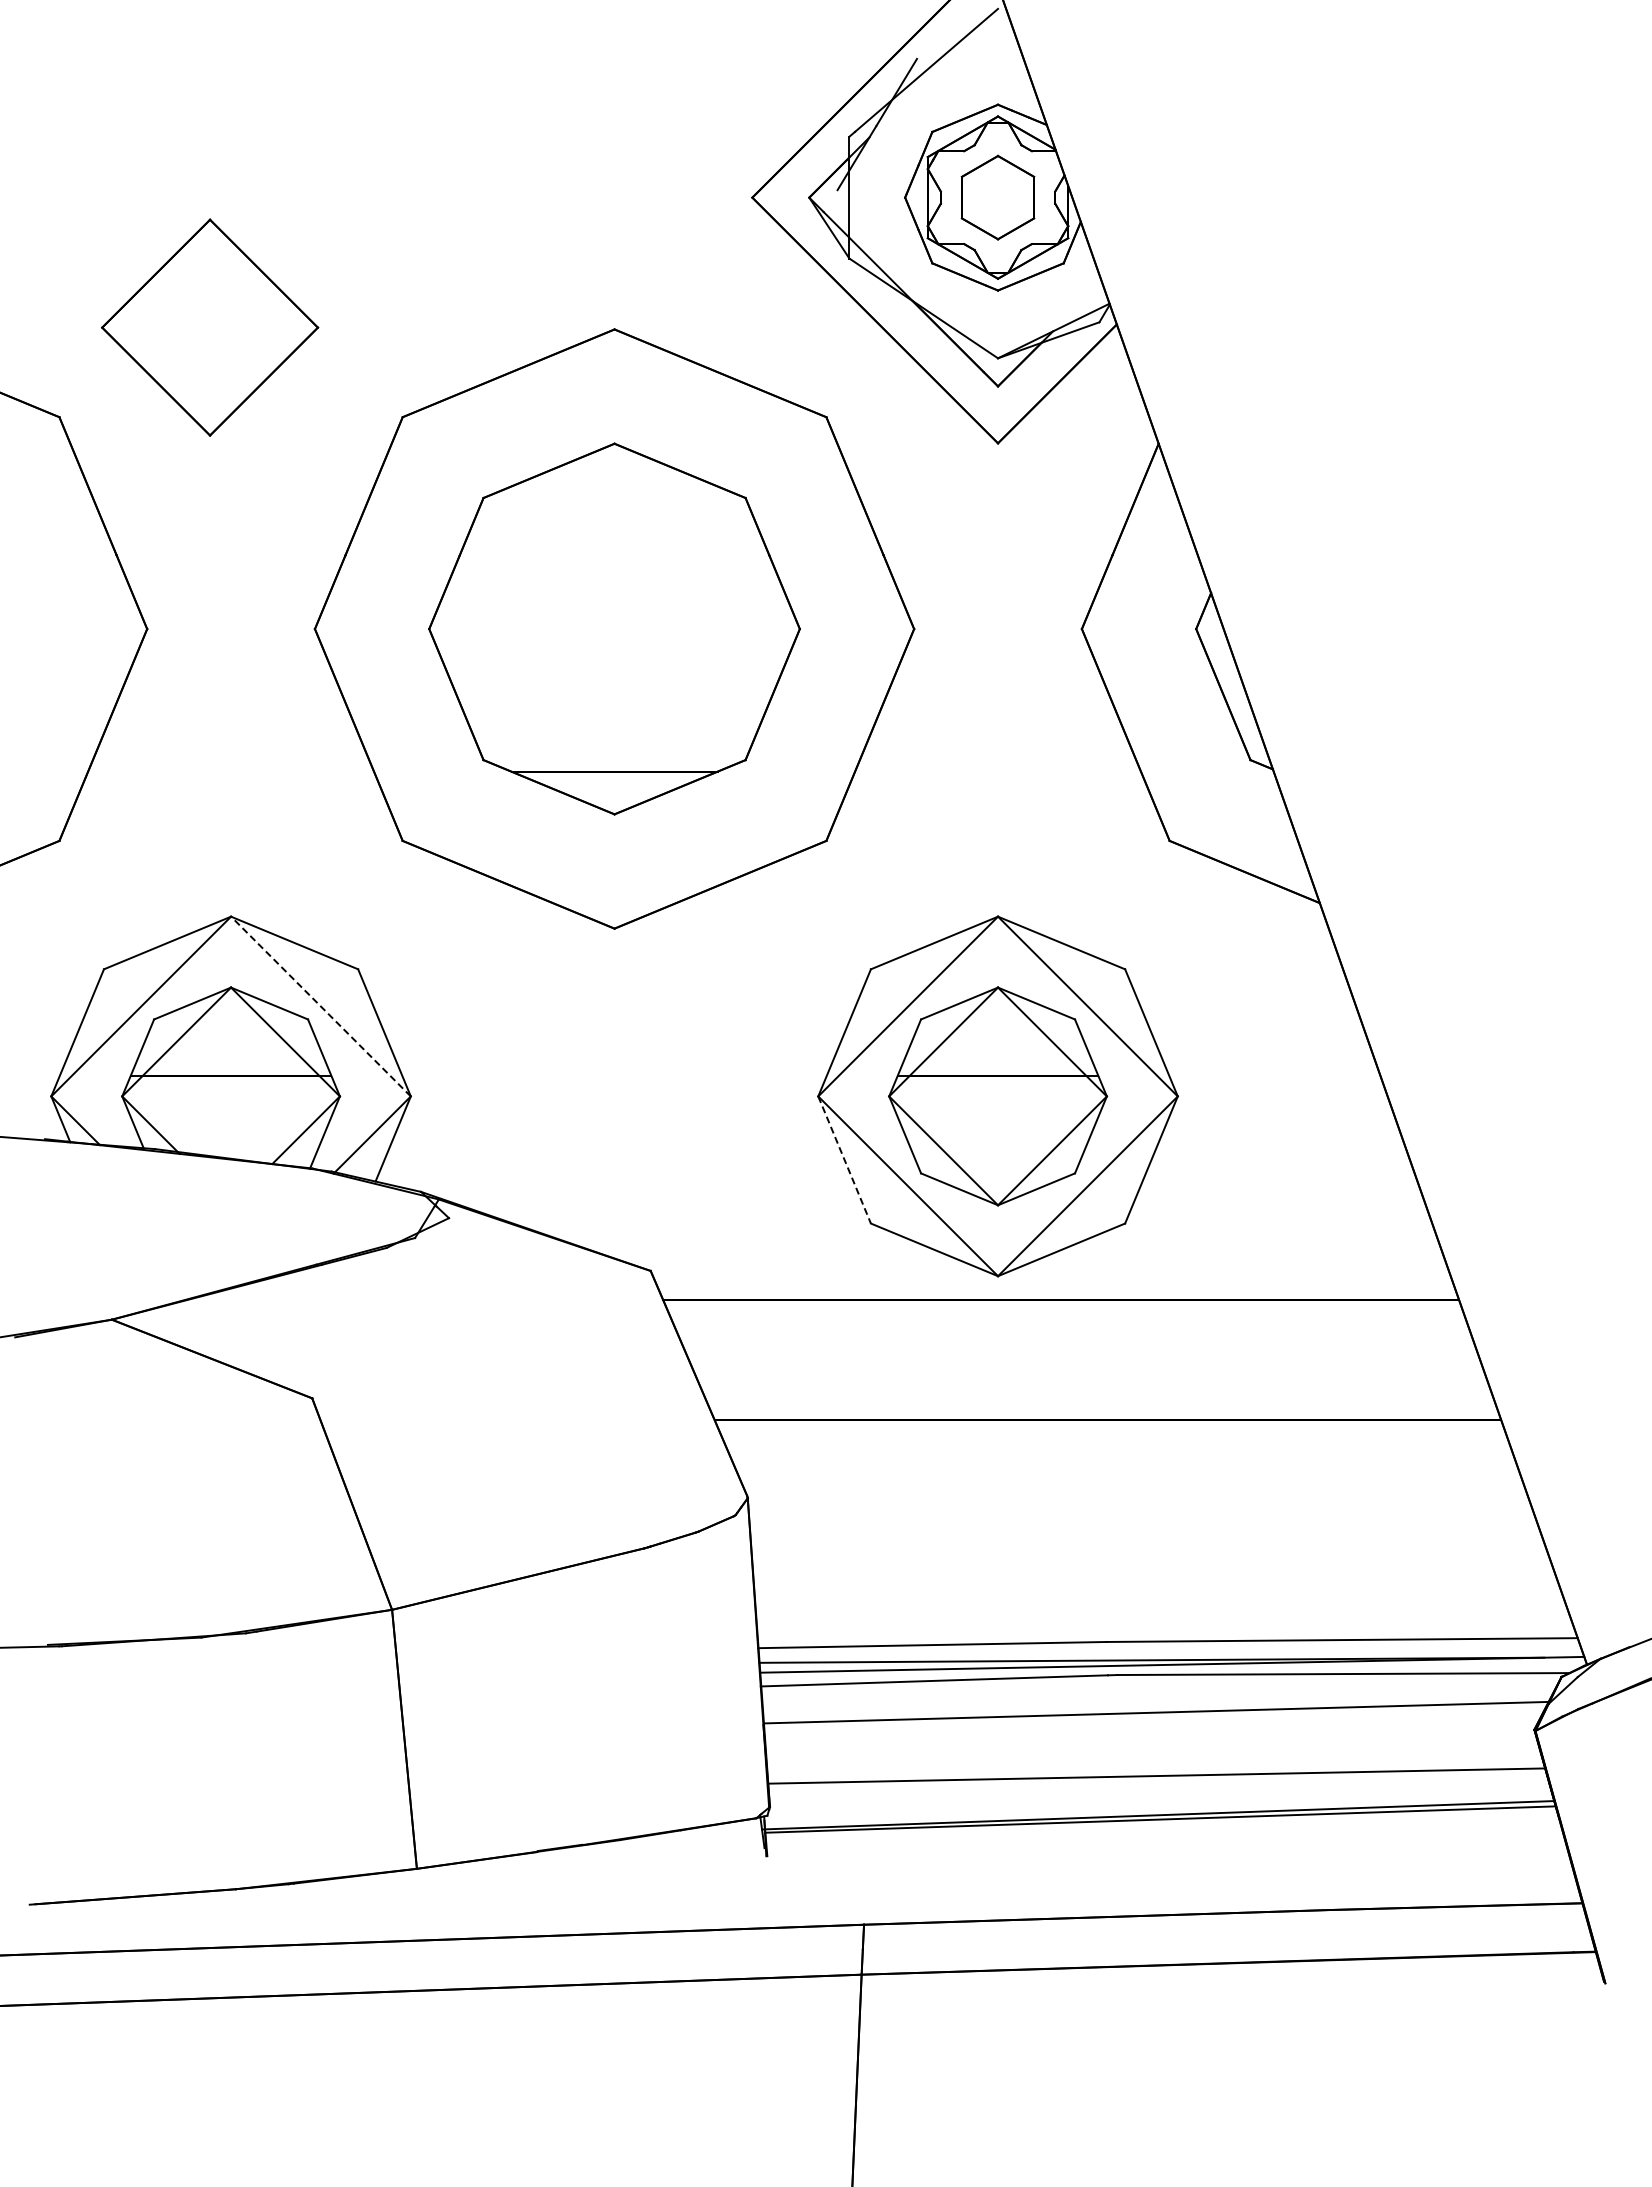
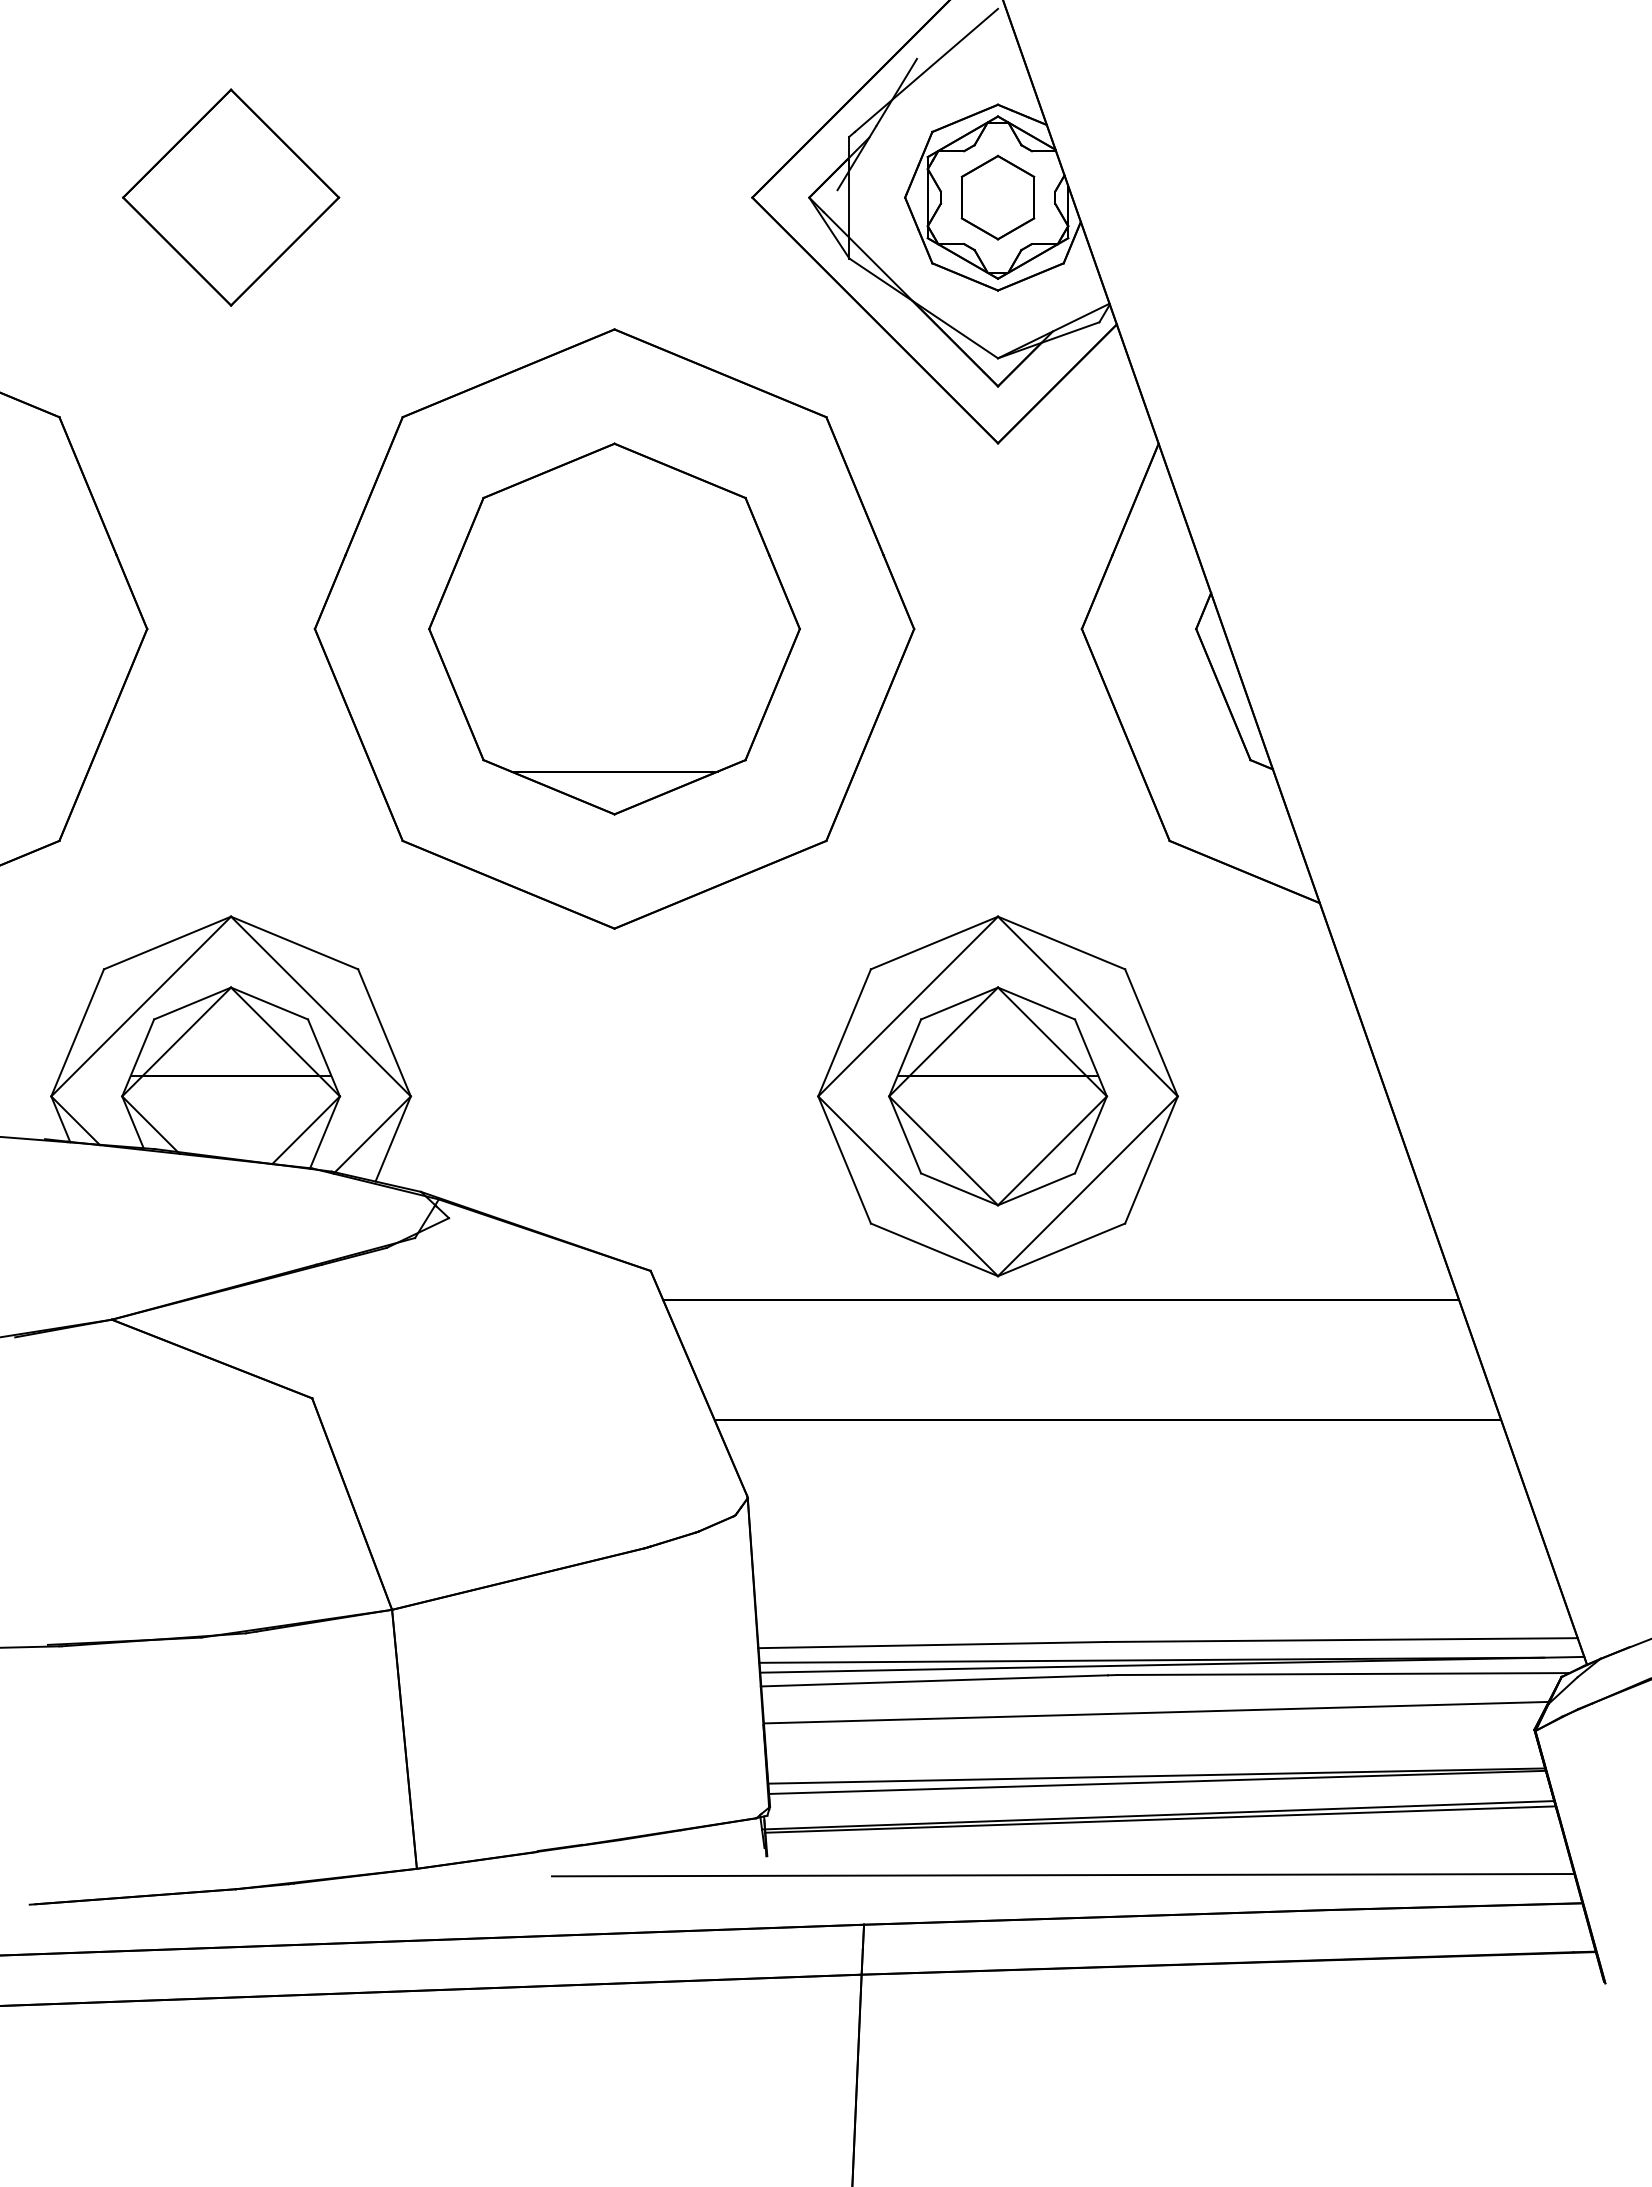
part position: (210, 327) -> (231, 197) (231, 197)
line: dashed -> solid (320, 1006)
line: dashed -> solid (844, 1159)
line: none -> present (1157, 1781)
line: none -> present (1062, 1875)
